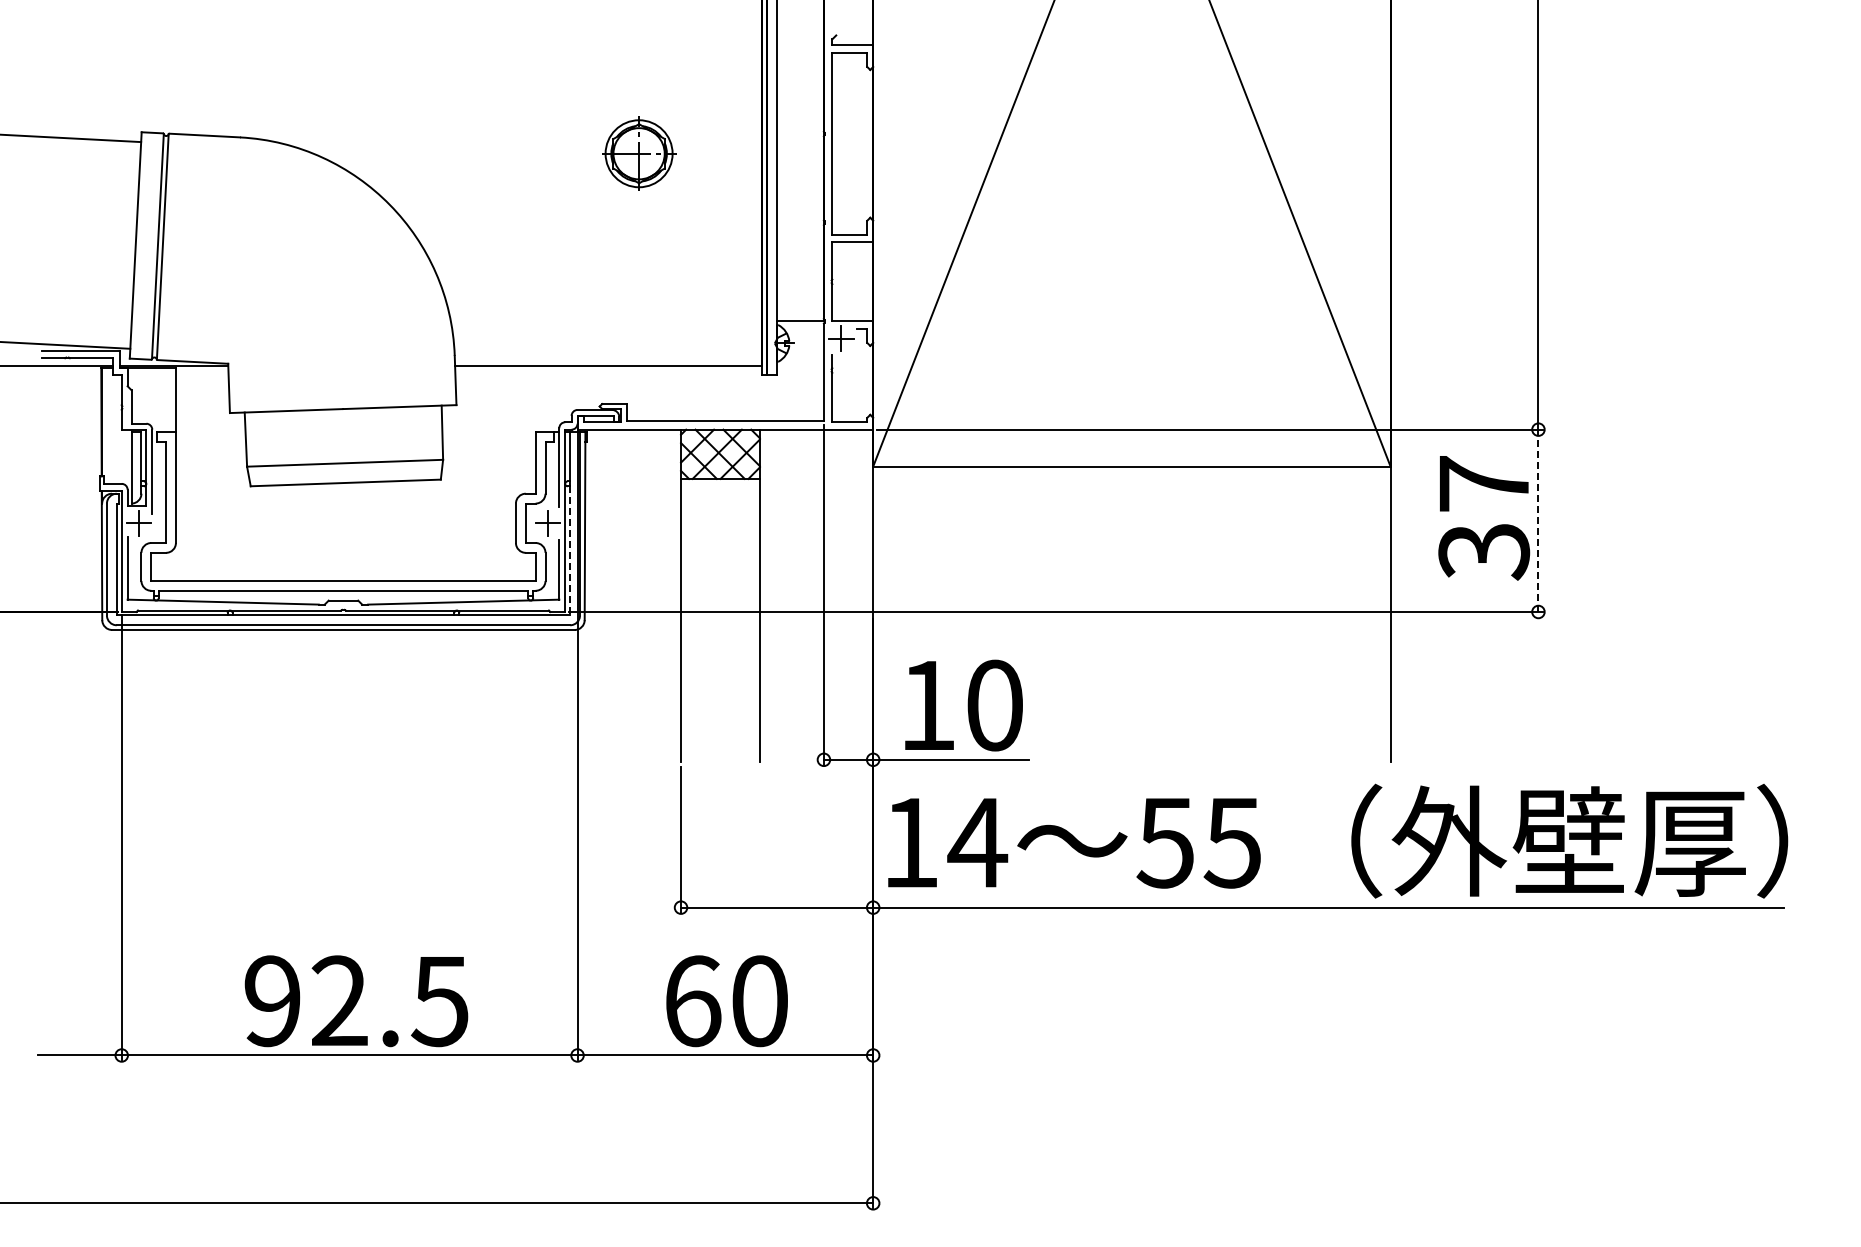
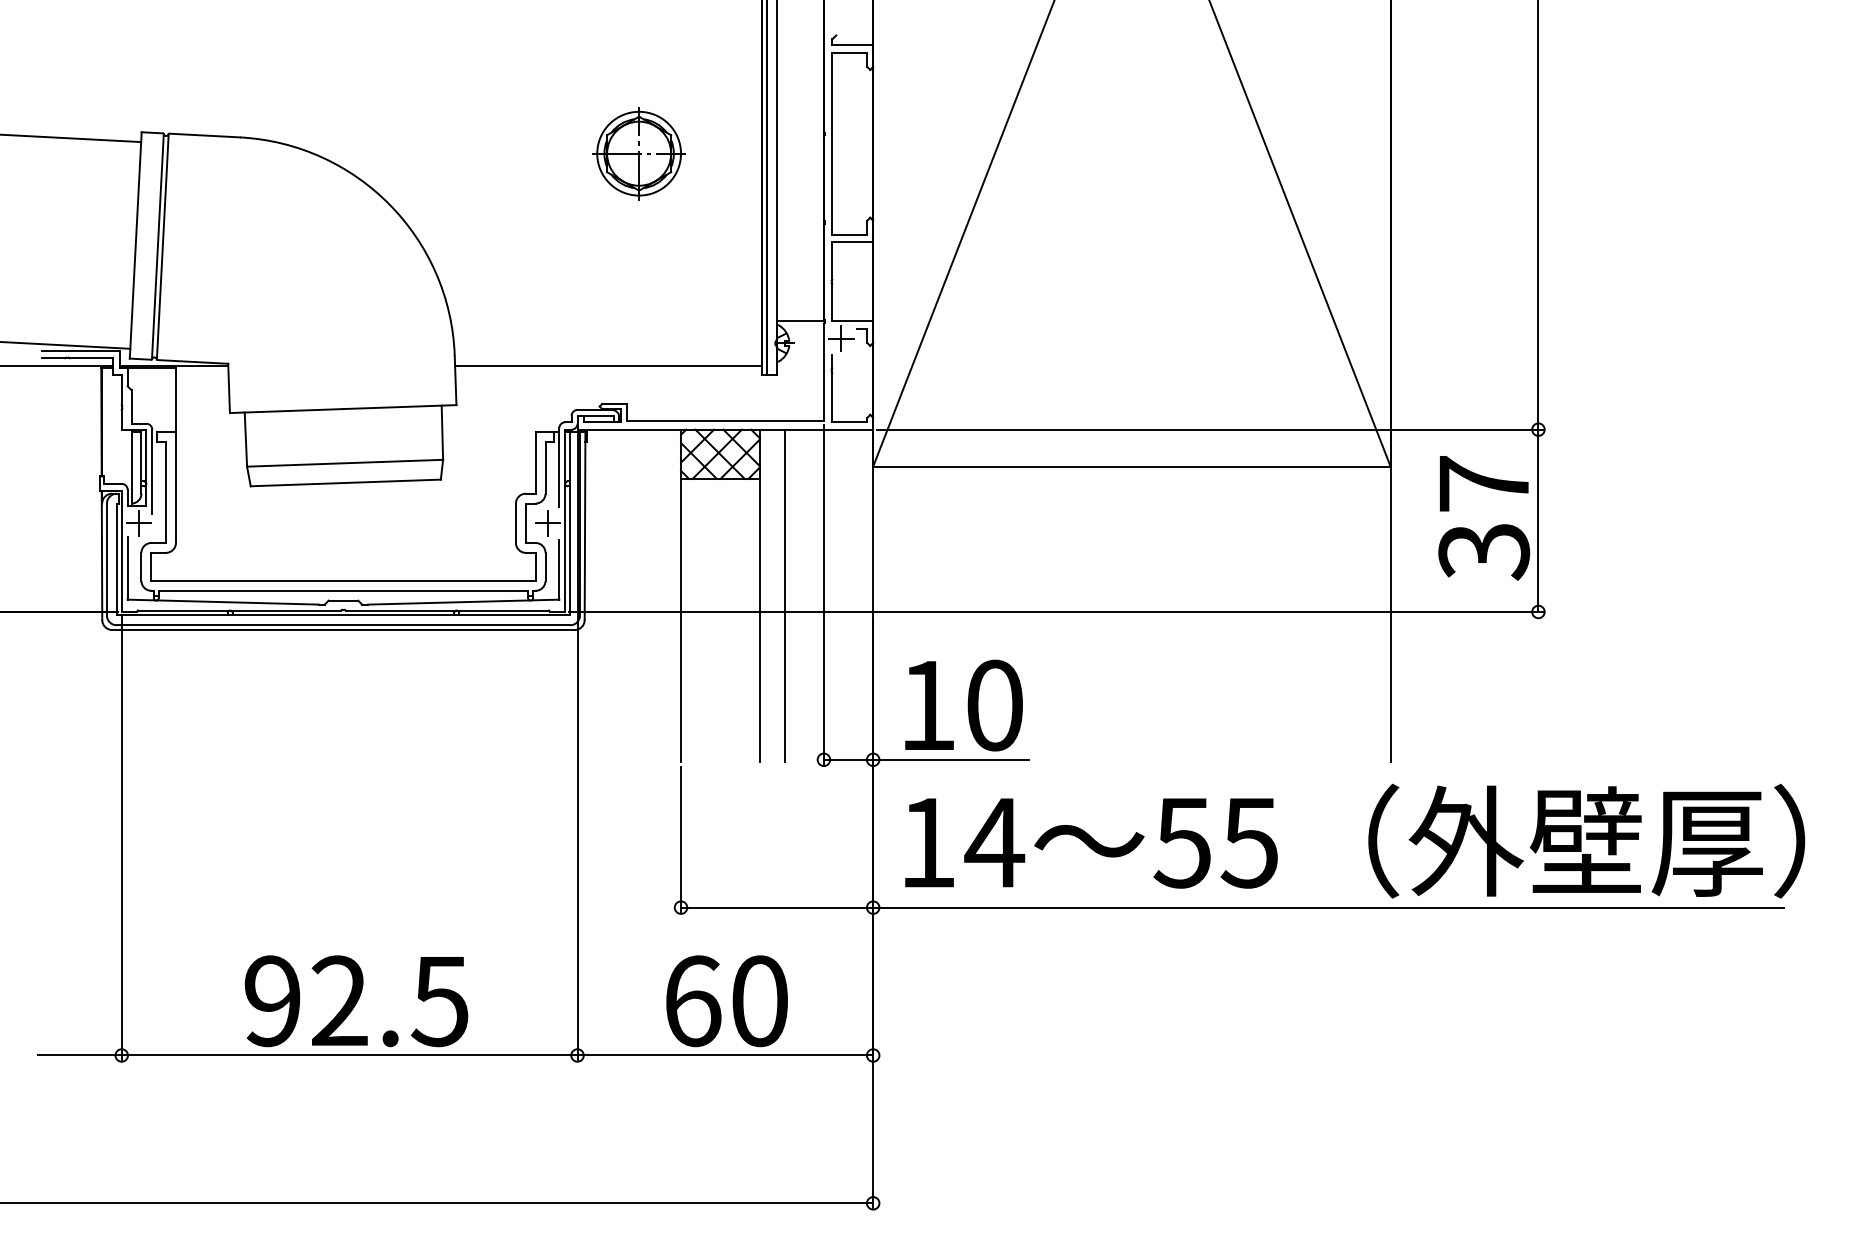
part size: 75x75 px -> 94x94 px (638, 153)
line: dashed -> solid (1538, 520)
line: dashed -> solid (570, 550)
line: none -> present (784, 595)
text position: (1338, 840) -> (1355, 840) (1355, 840)
